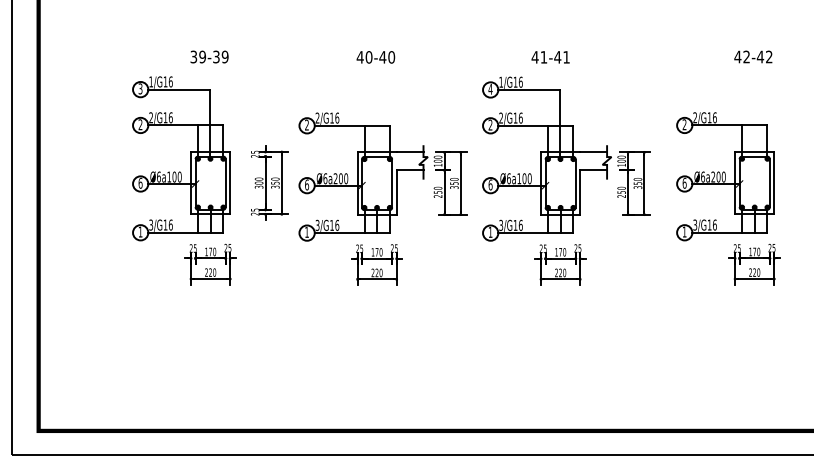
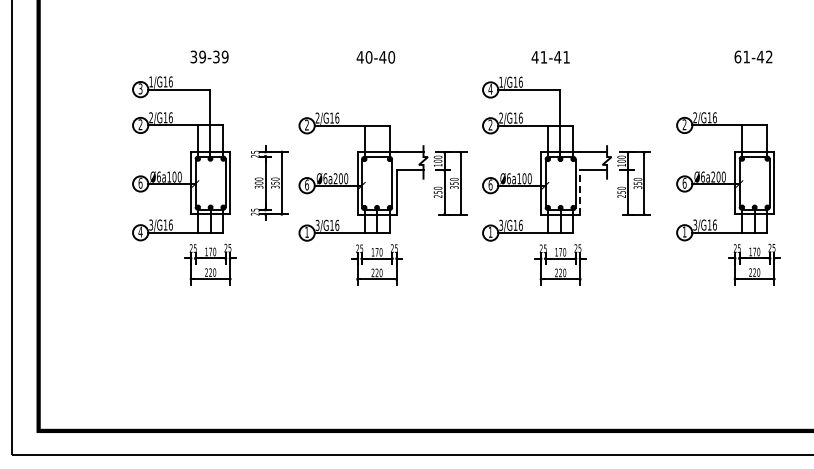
text: 42-42 -> 61-42 (741, 56)
line: solid -> dashed (580, 191)
text: 1 -> 4 (140, 231)
